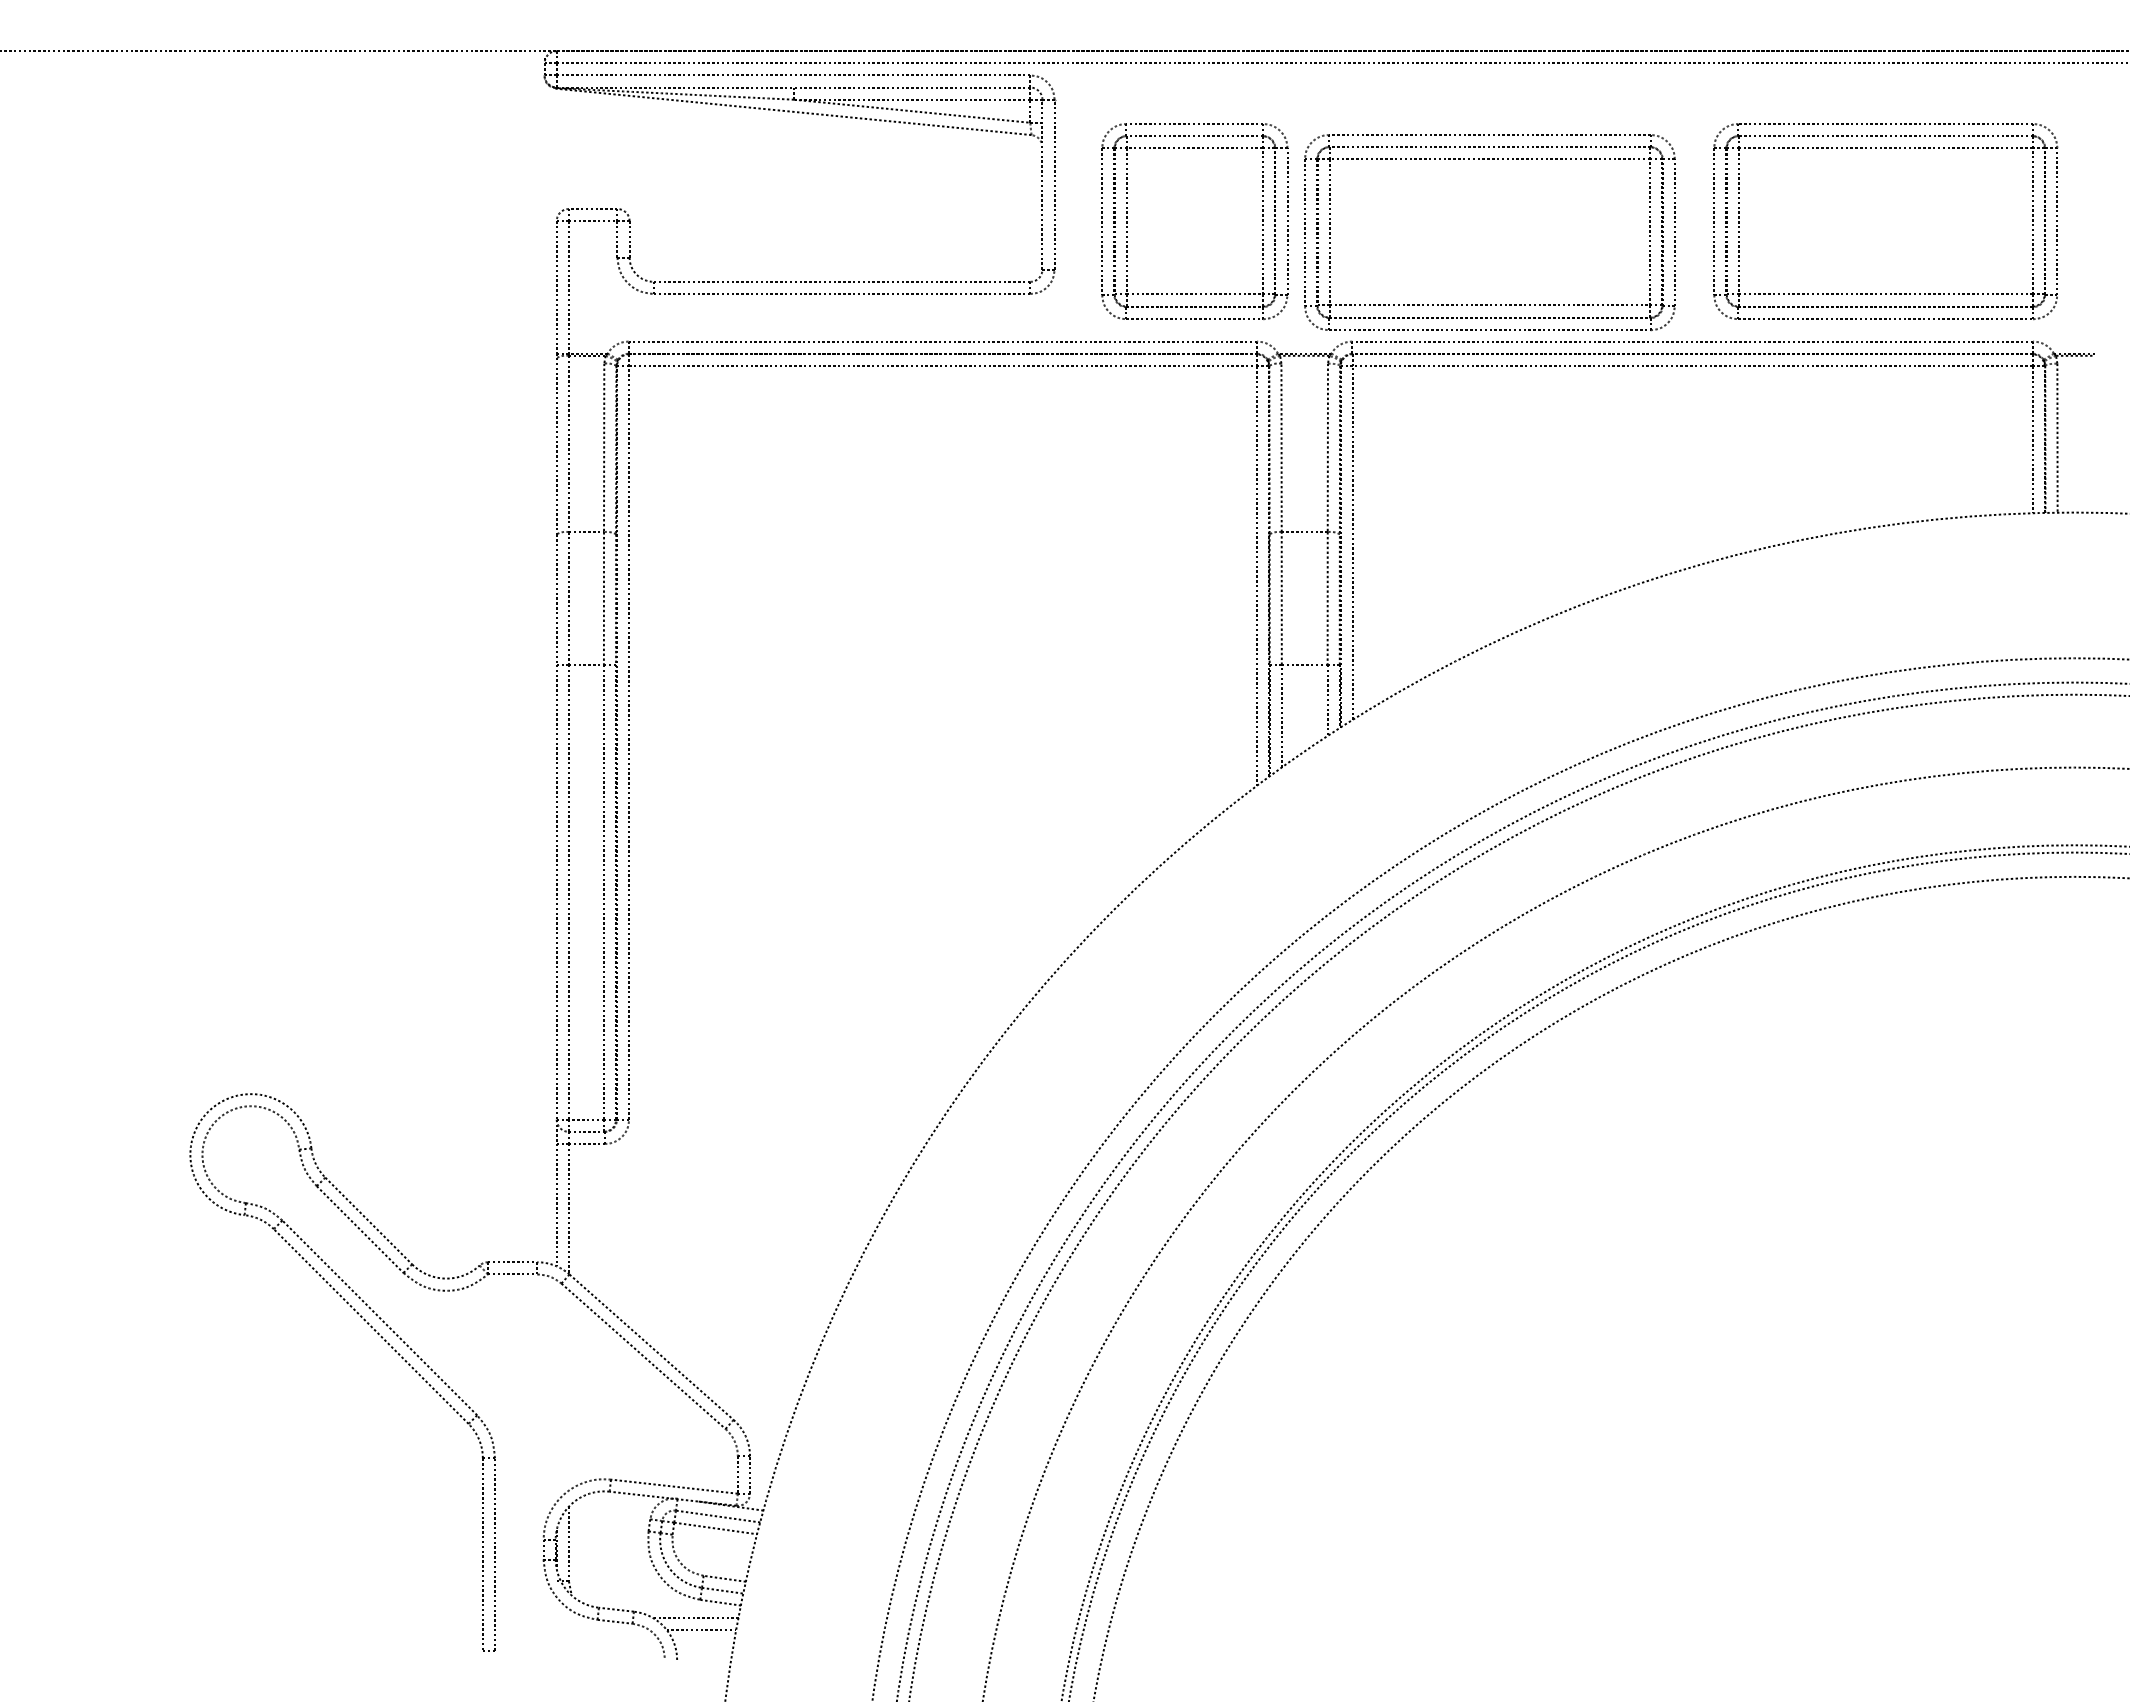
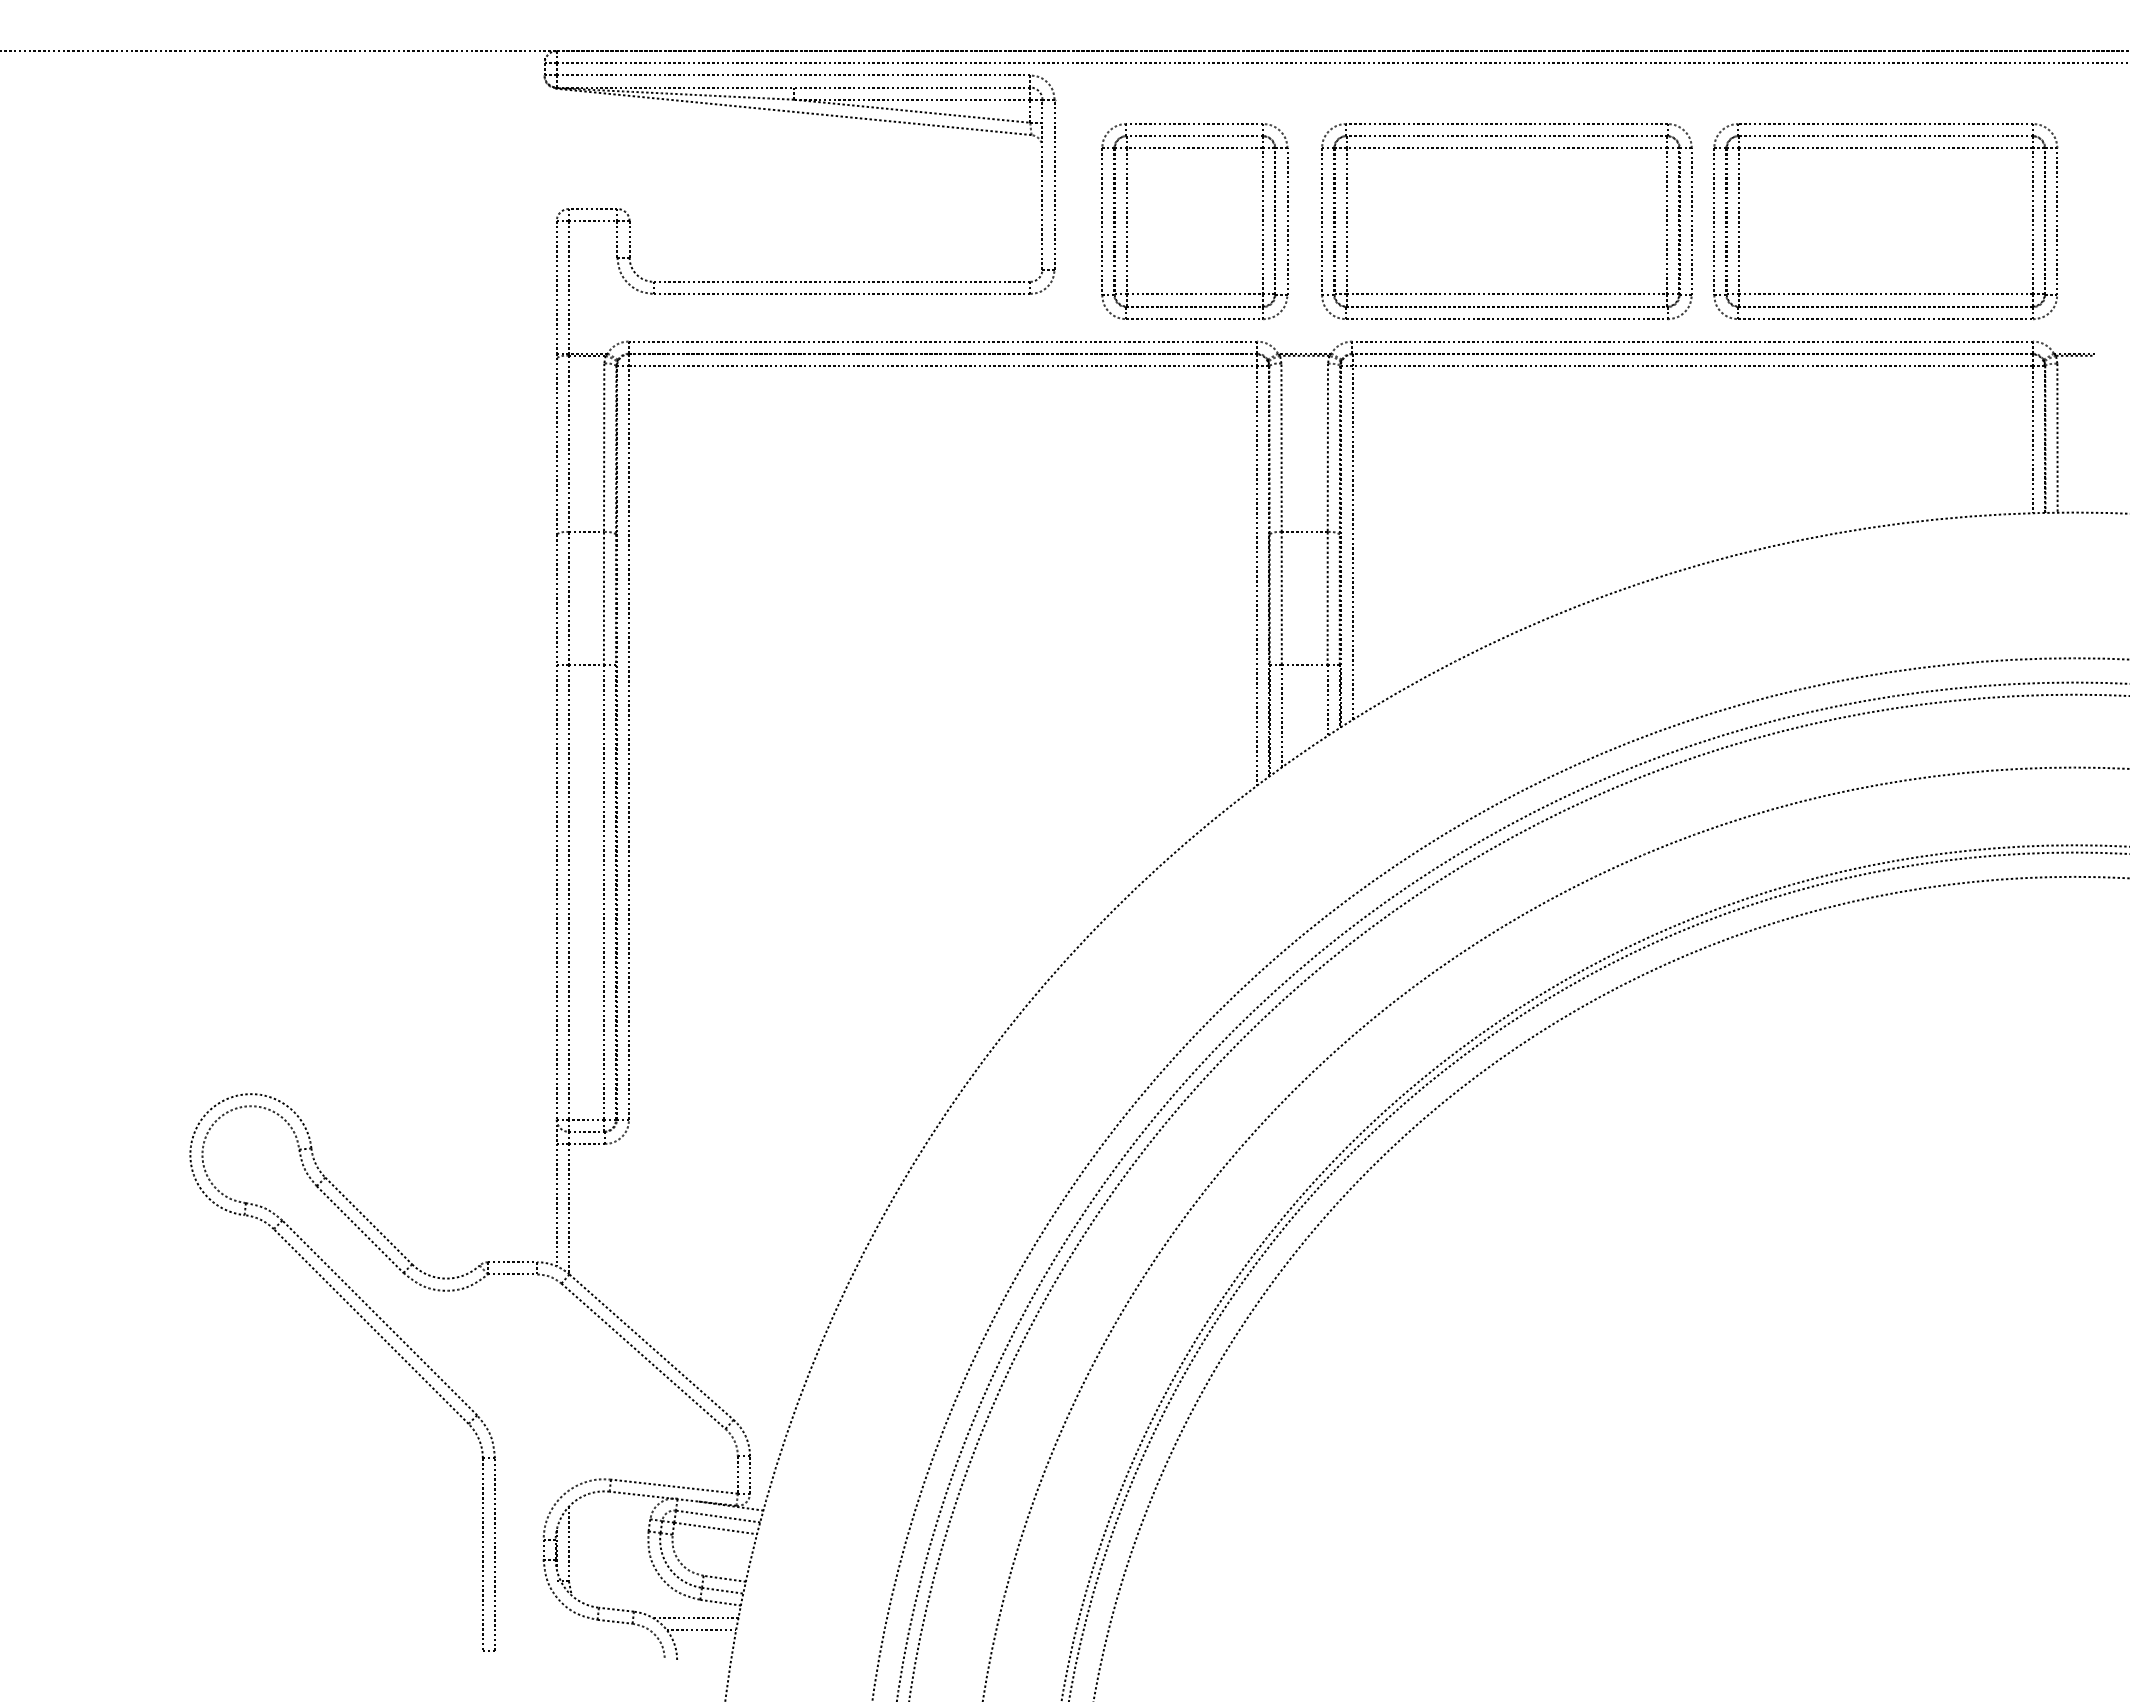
part position: (1490, 304) -> (1507, 293) (1507, 293)
